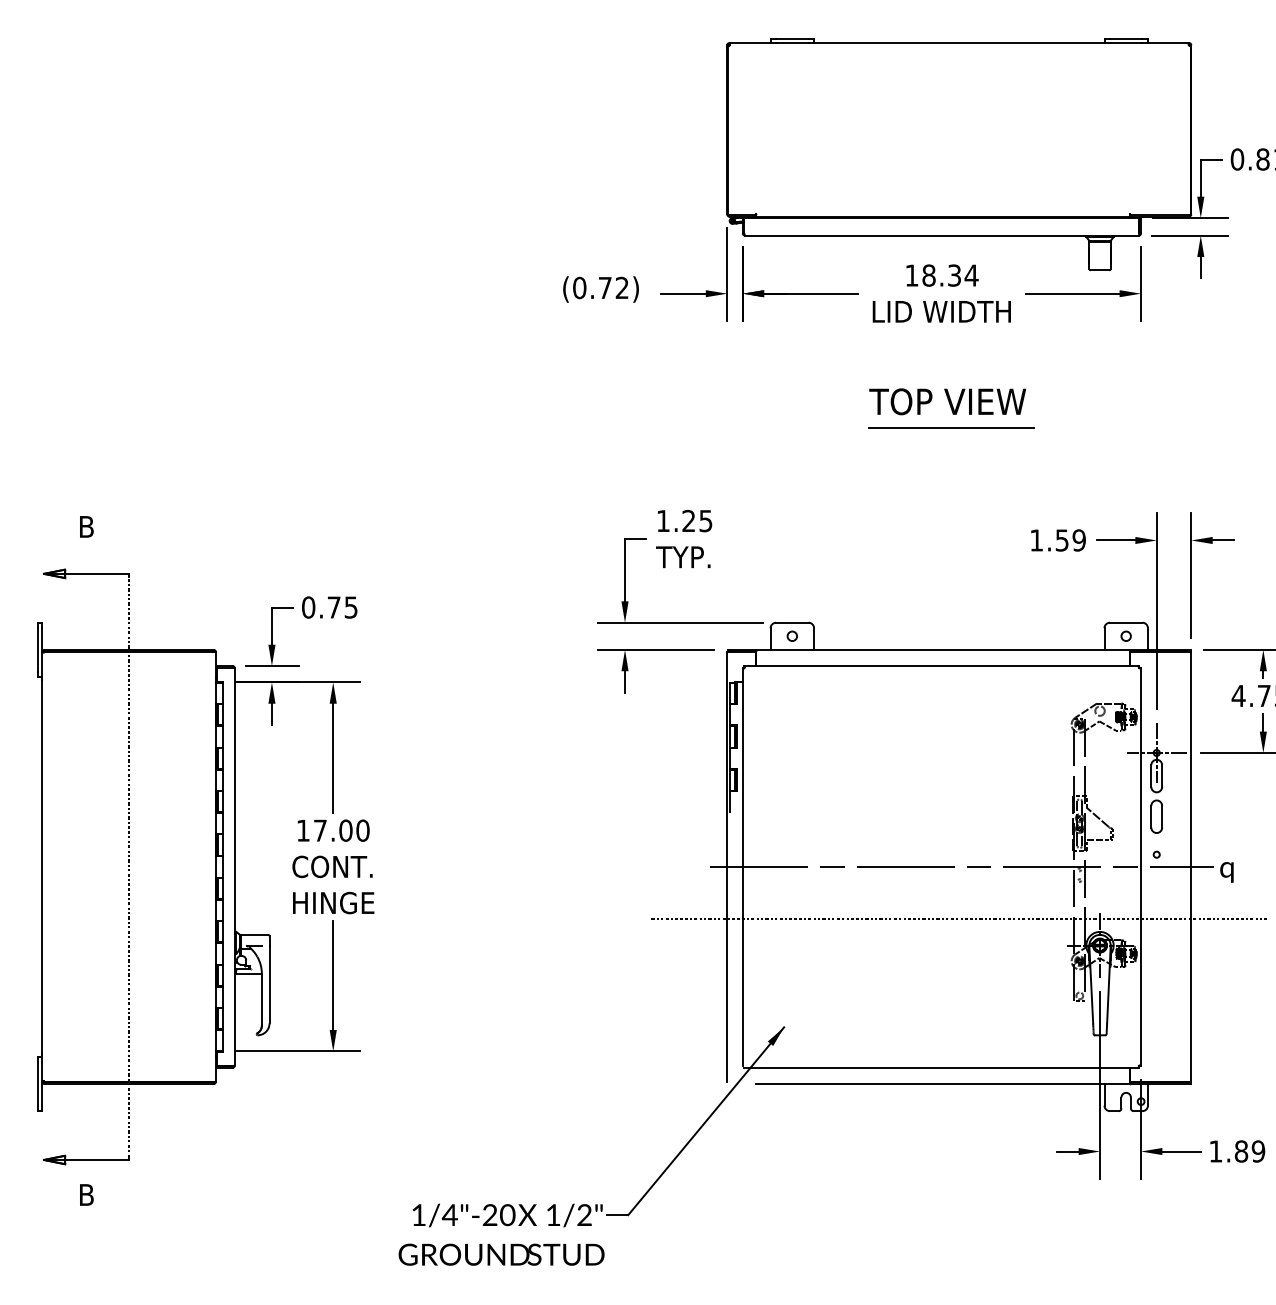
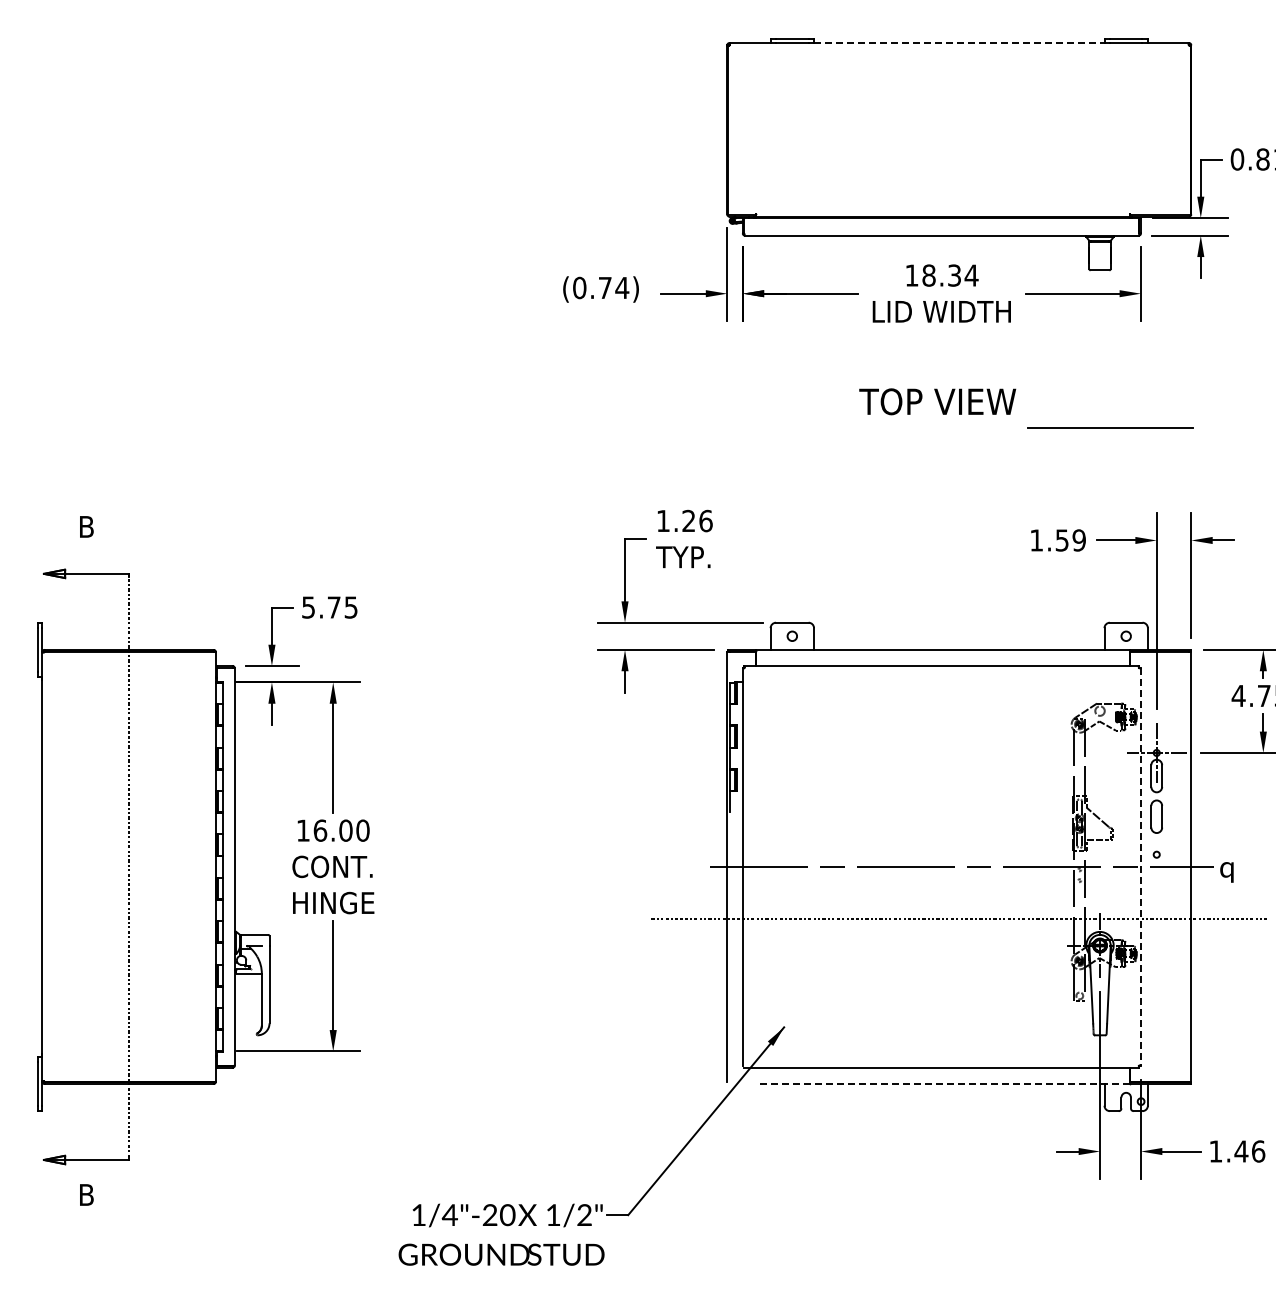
line: solid -> dashed (959, 43)
text: (0.72) -> (0.74) (622, 287)
text position: (947, 401) -> (937, 401) (937, 401)
line position: (951, 427) -> (1110, 427) (1110, 427)
text: 1.25 -> 1.26 (705, 520)
text: 0.75 -> 5.75 (308, 607)
text: 17.00 -> 16.00 (320, 830)
line: solid -> dashed (1140, 867)
line: solid -> dashed (942, 1084)
text: 1.89 -> 1.46 (1249, 1151)
